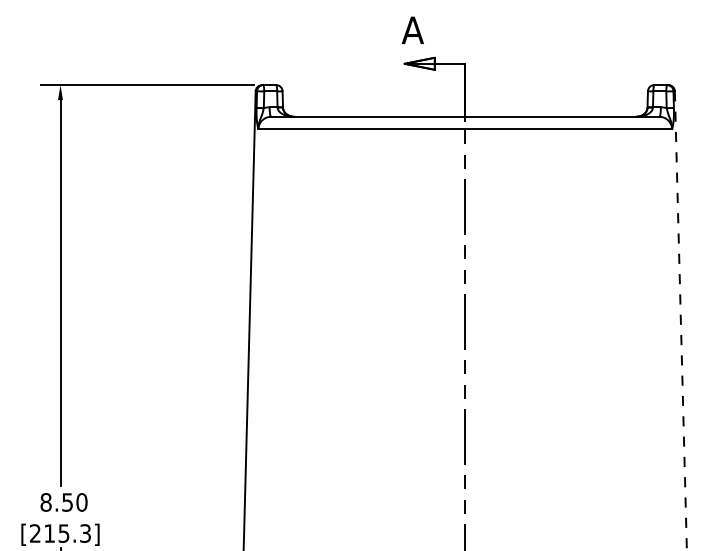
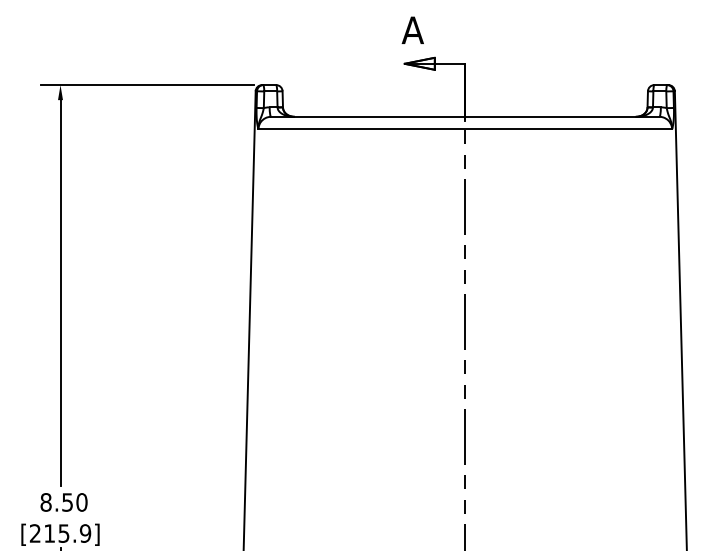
line: dashed -> solid (680, 321)
text: [215.3] -> [215.9] (85, 533)
